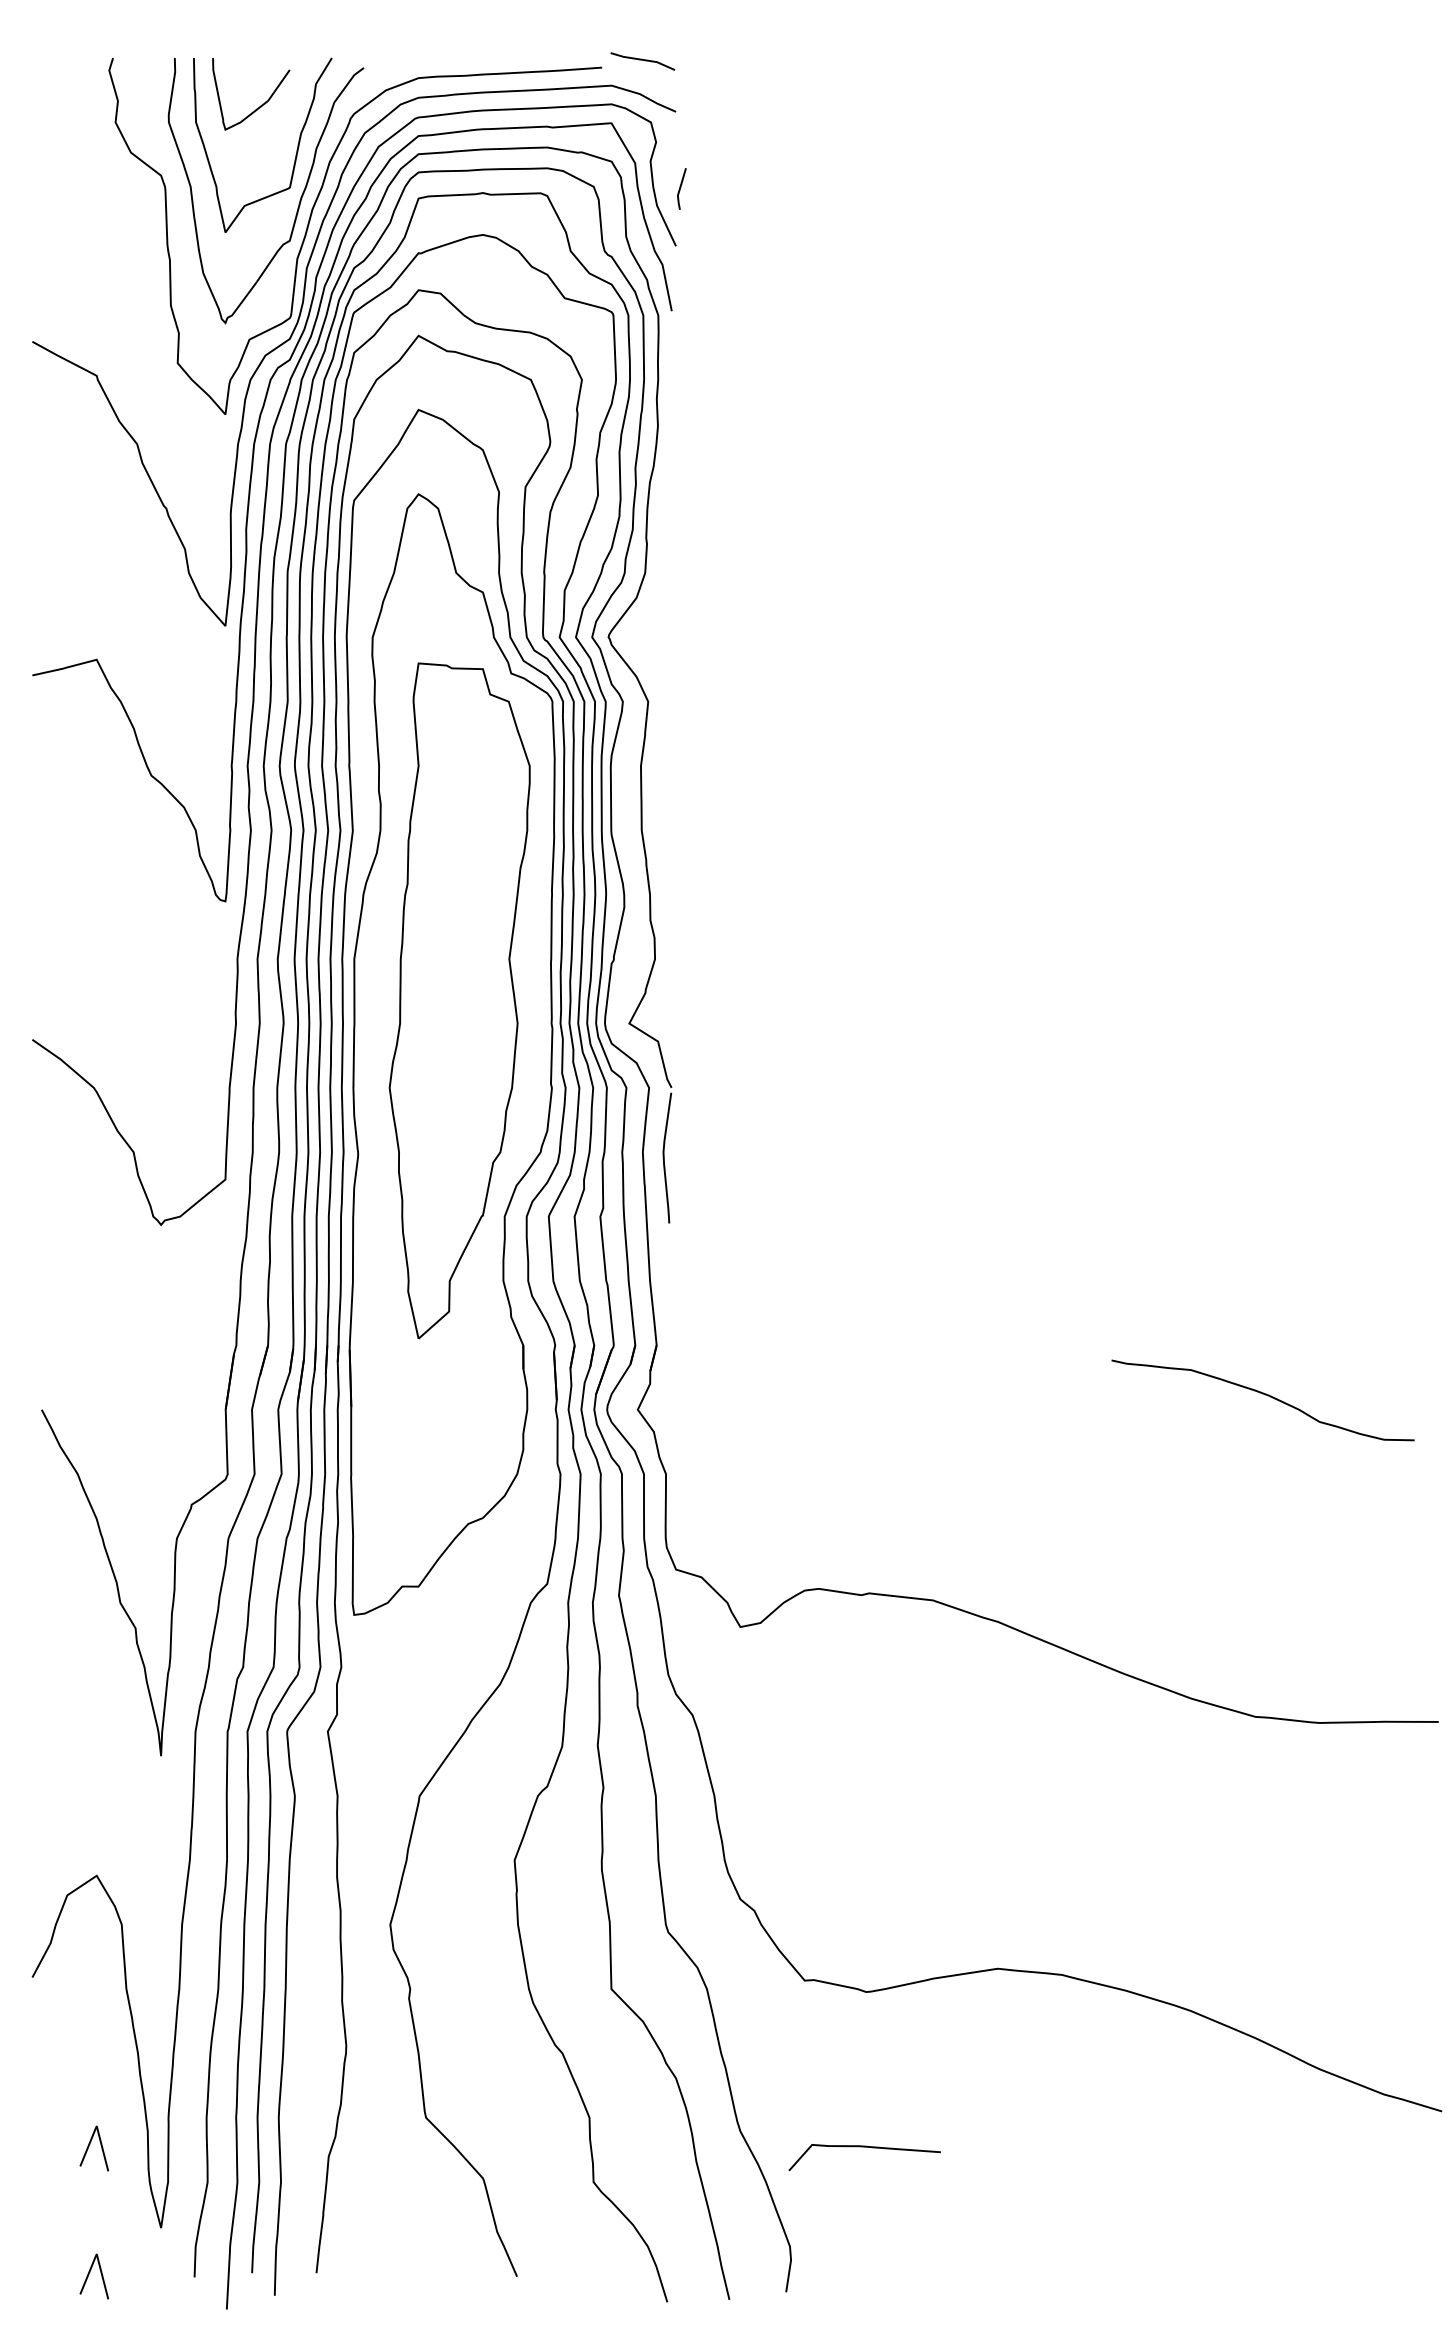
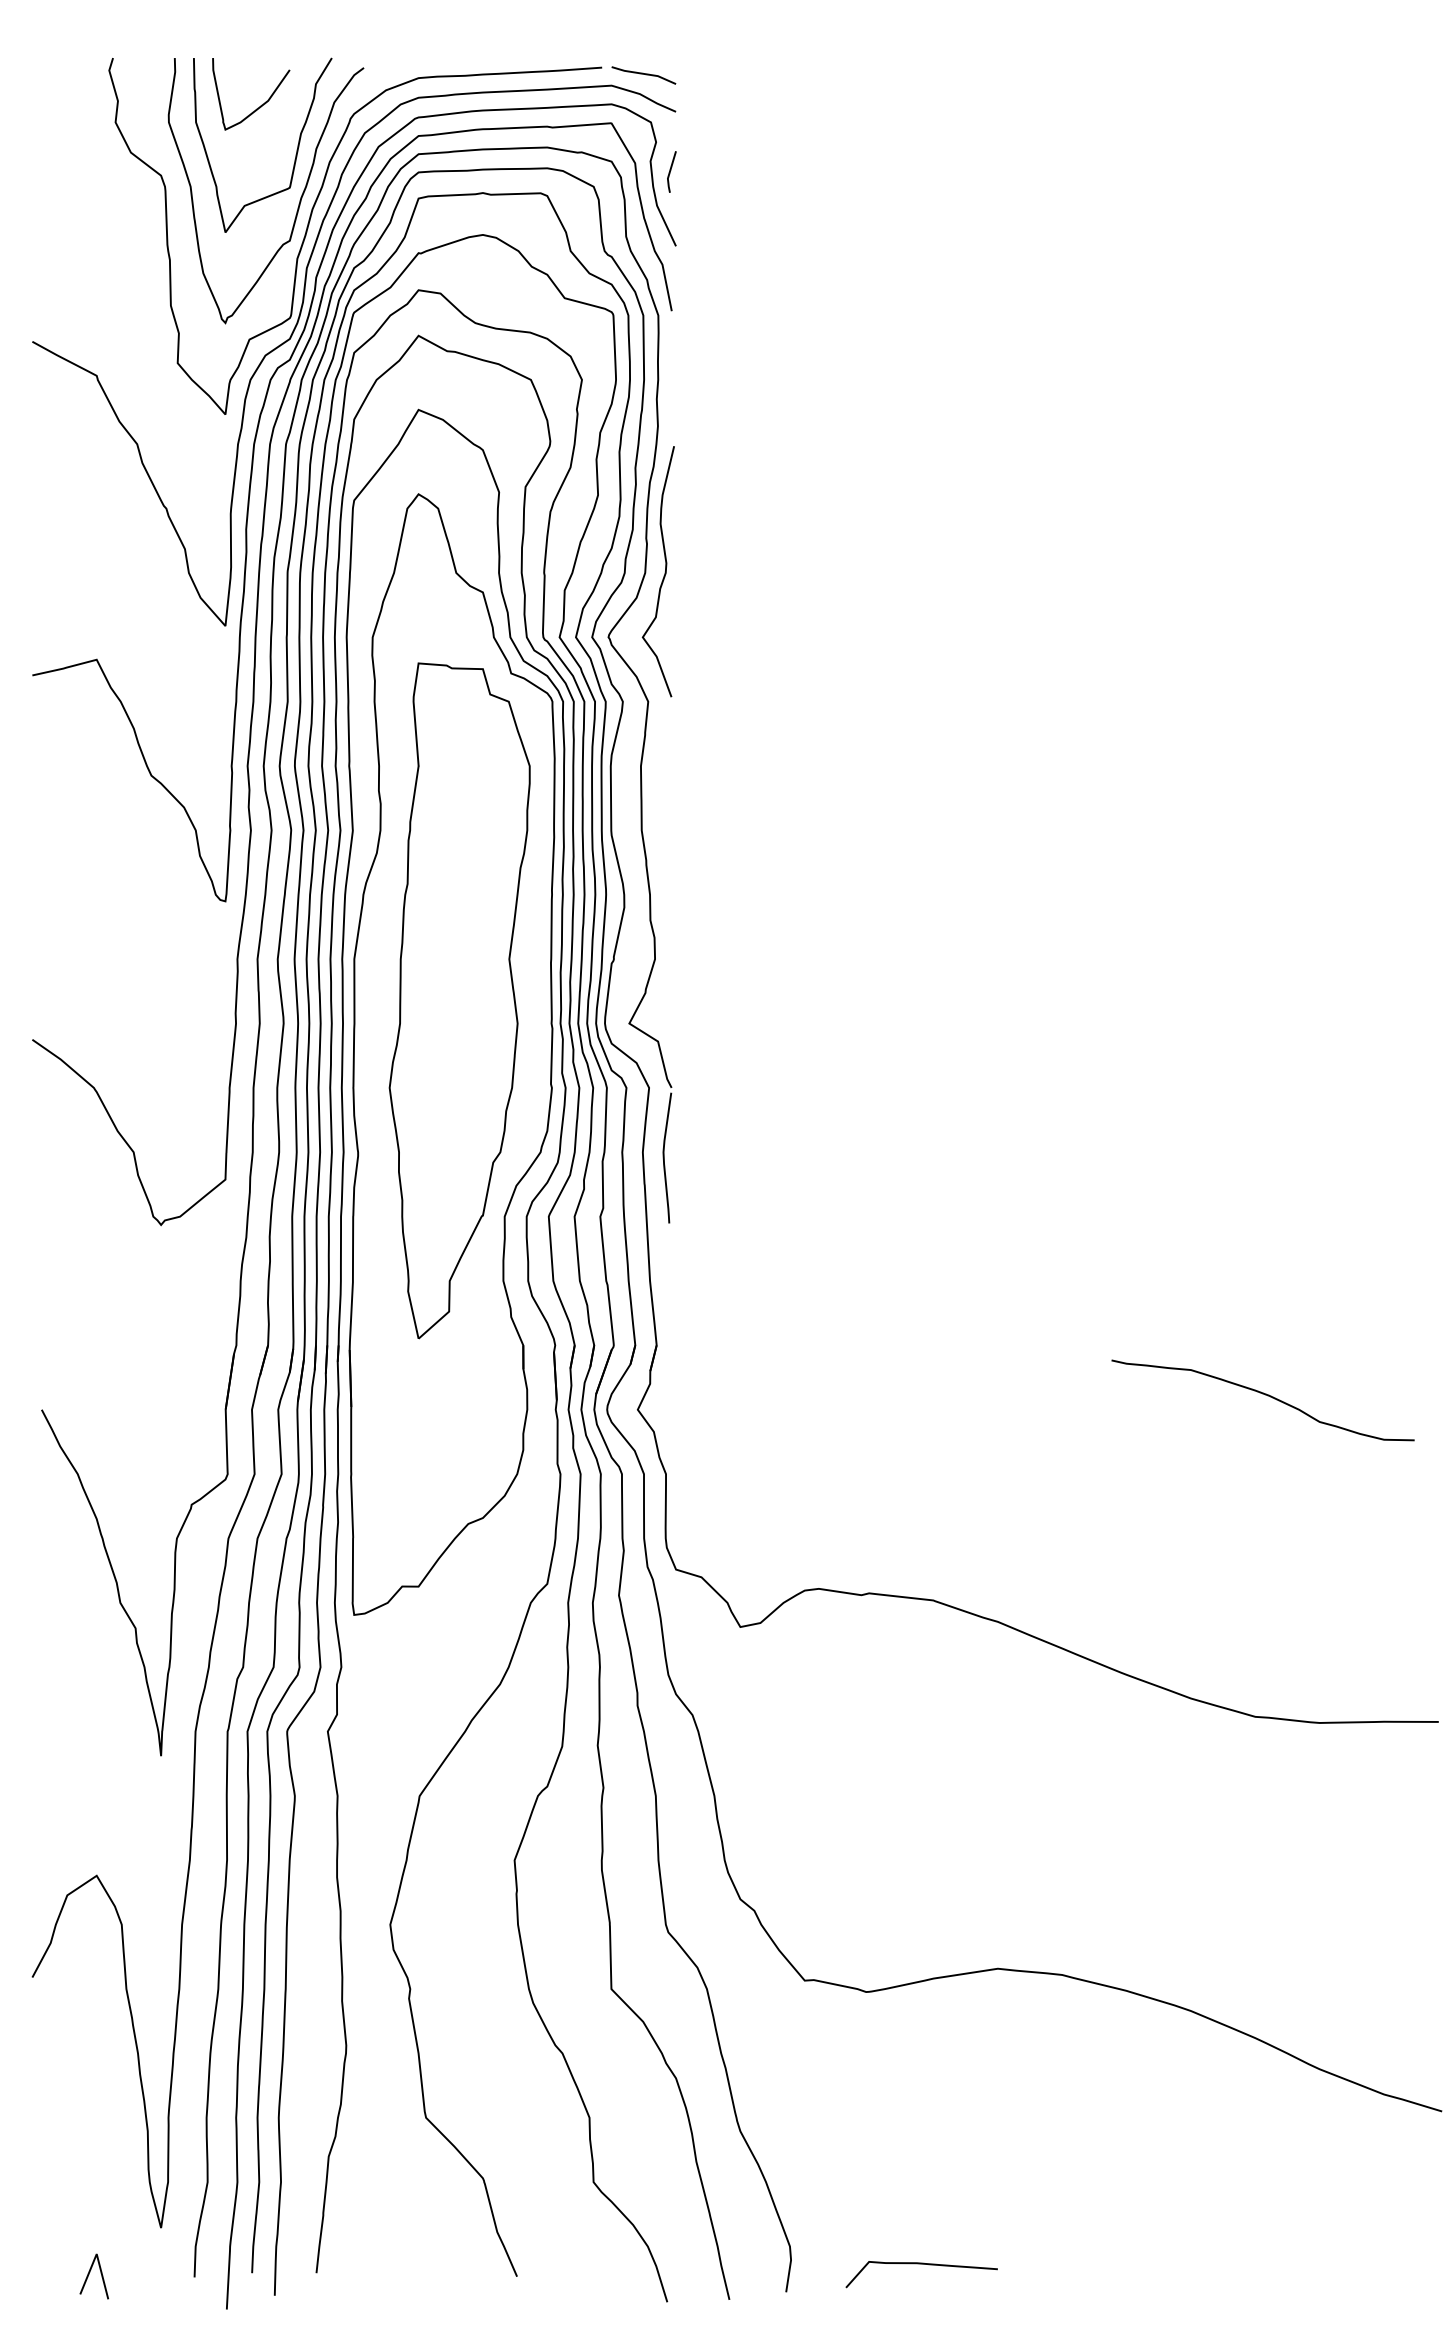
line position: (642, 60) -> (643, 74) (643, 74)
line position: (681, 187) -> (671, 170) (671, 170)
curve: none -> present (664, 572)
line: present -> none (89, 2146)
curve position: (864, 2147) -> (921, 2264) (921, 2264)
